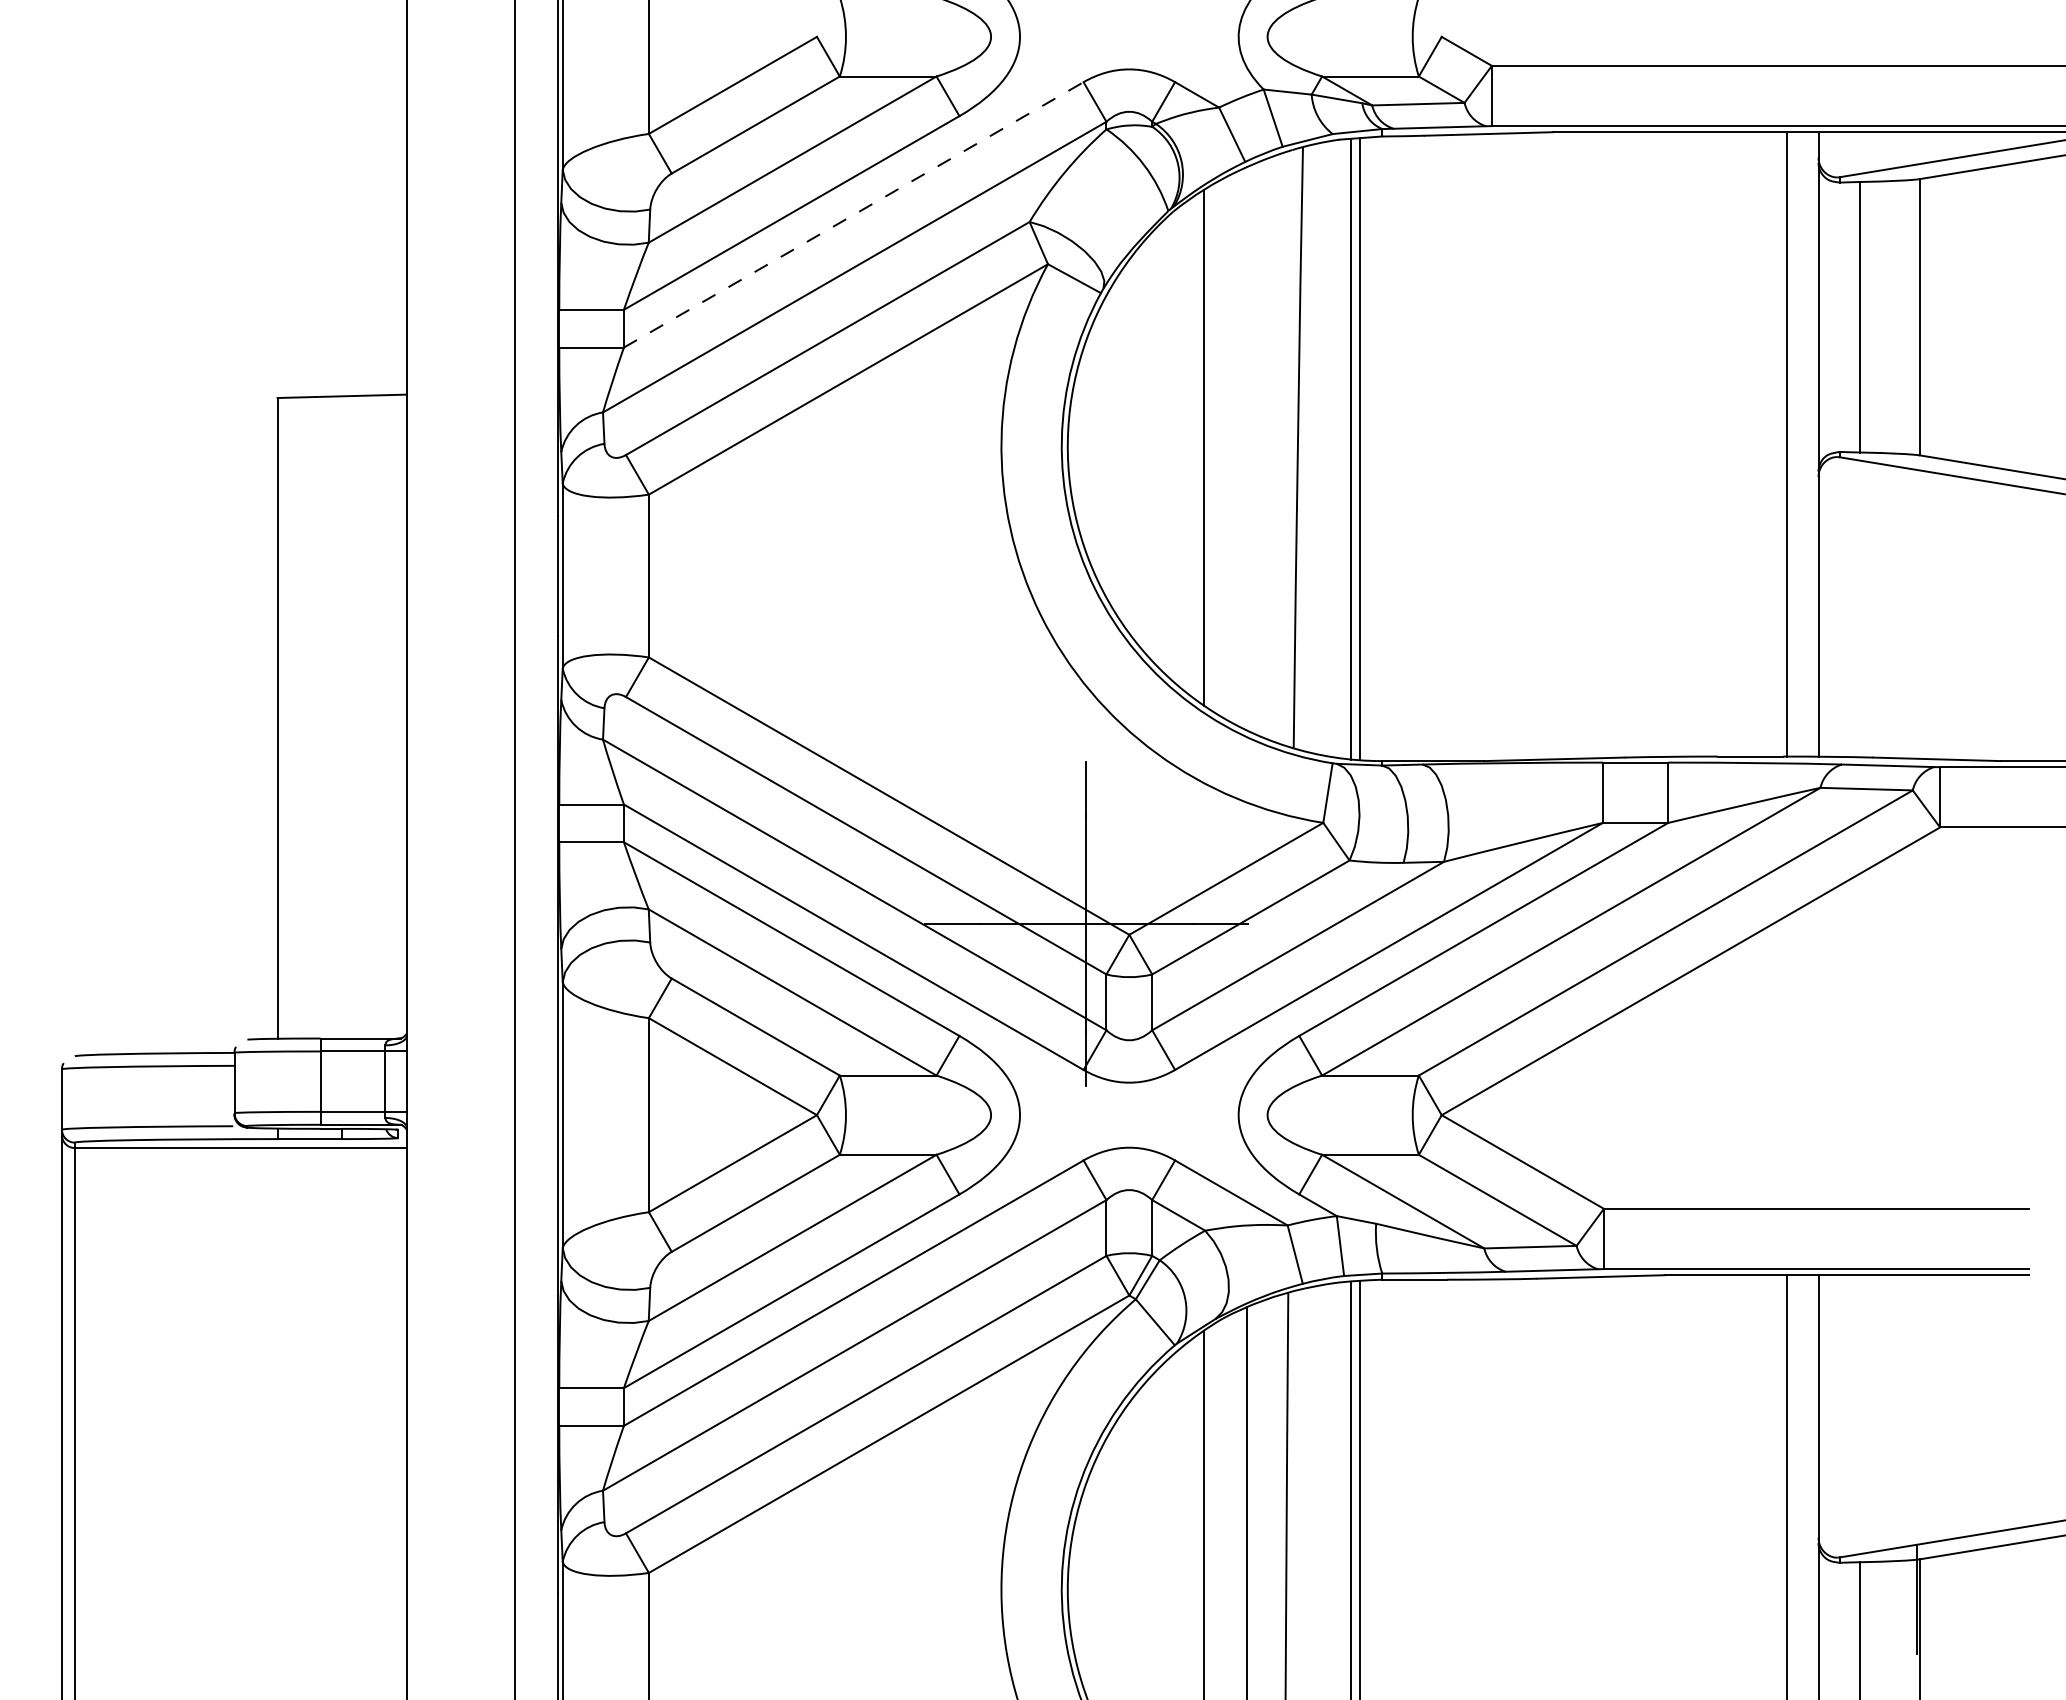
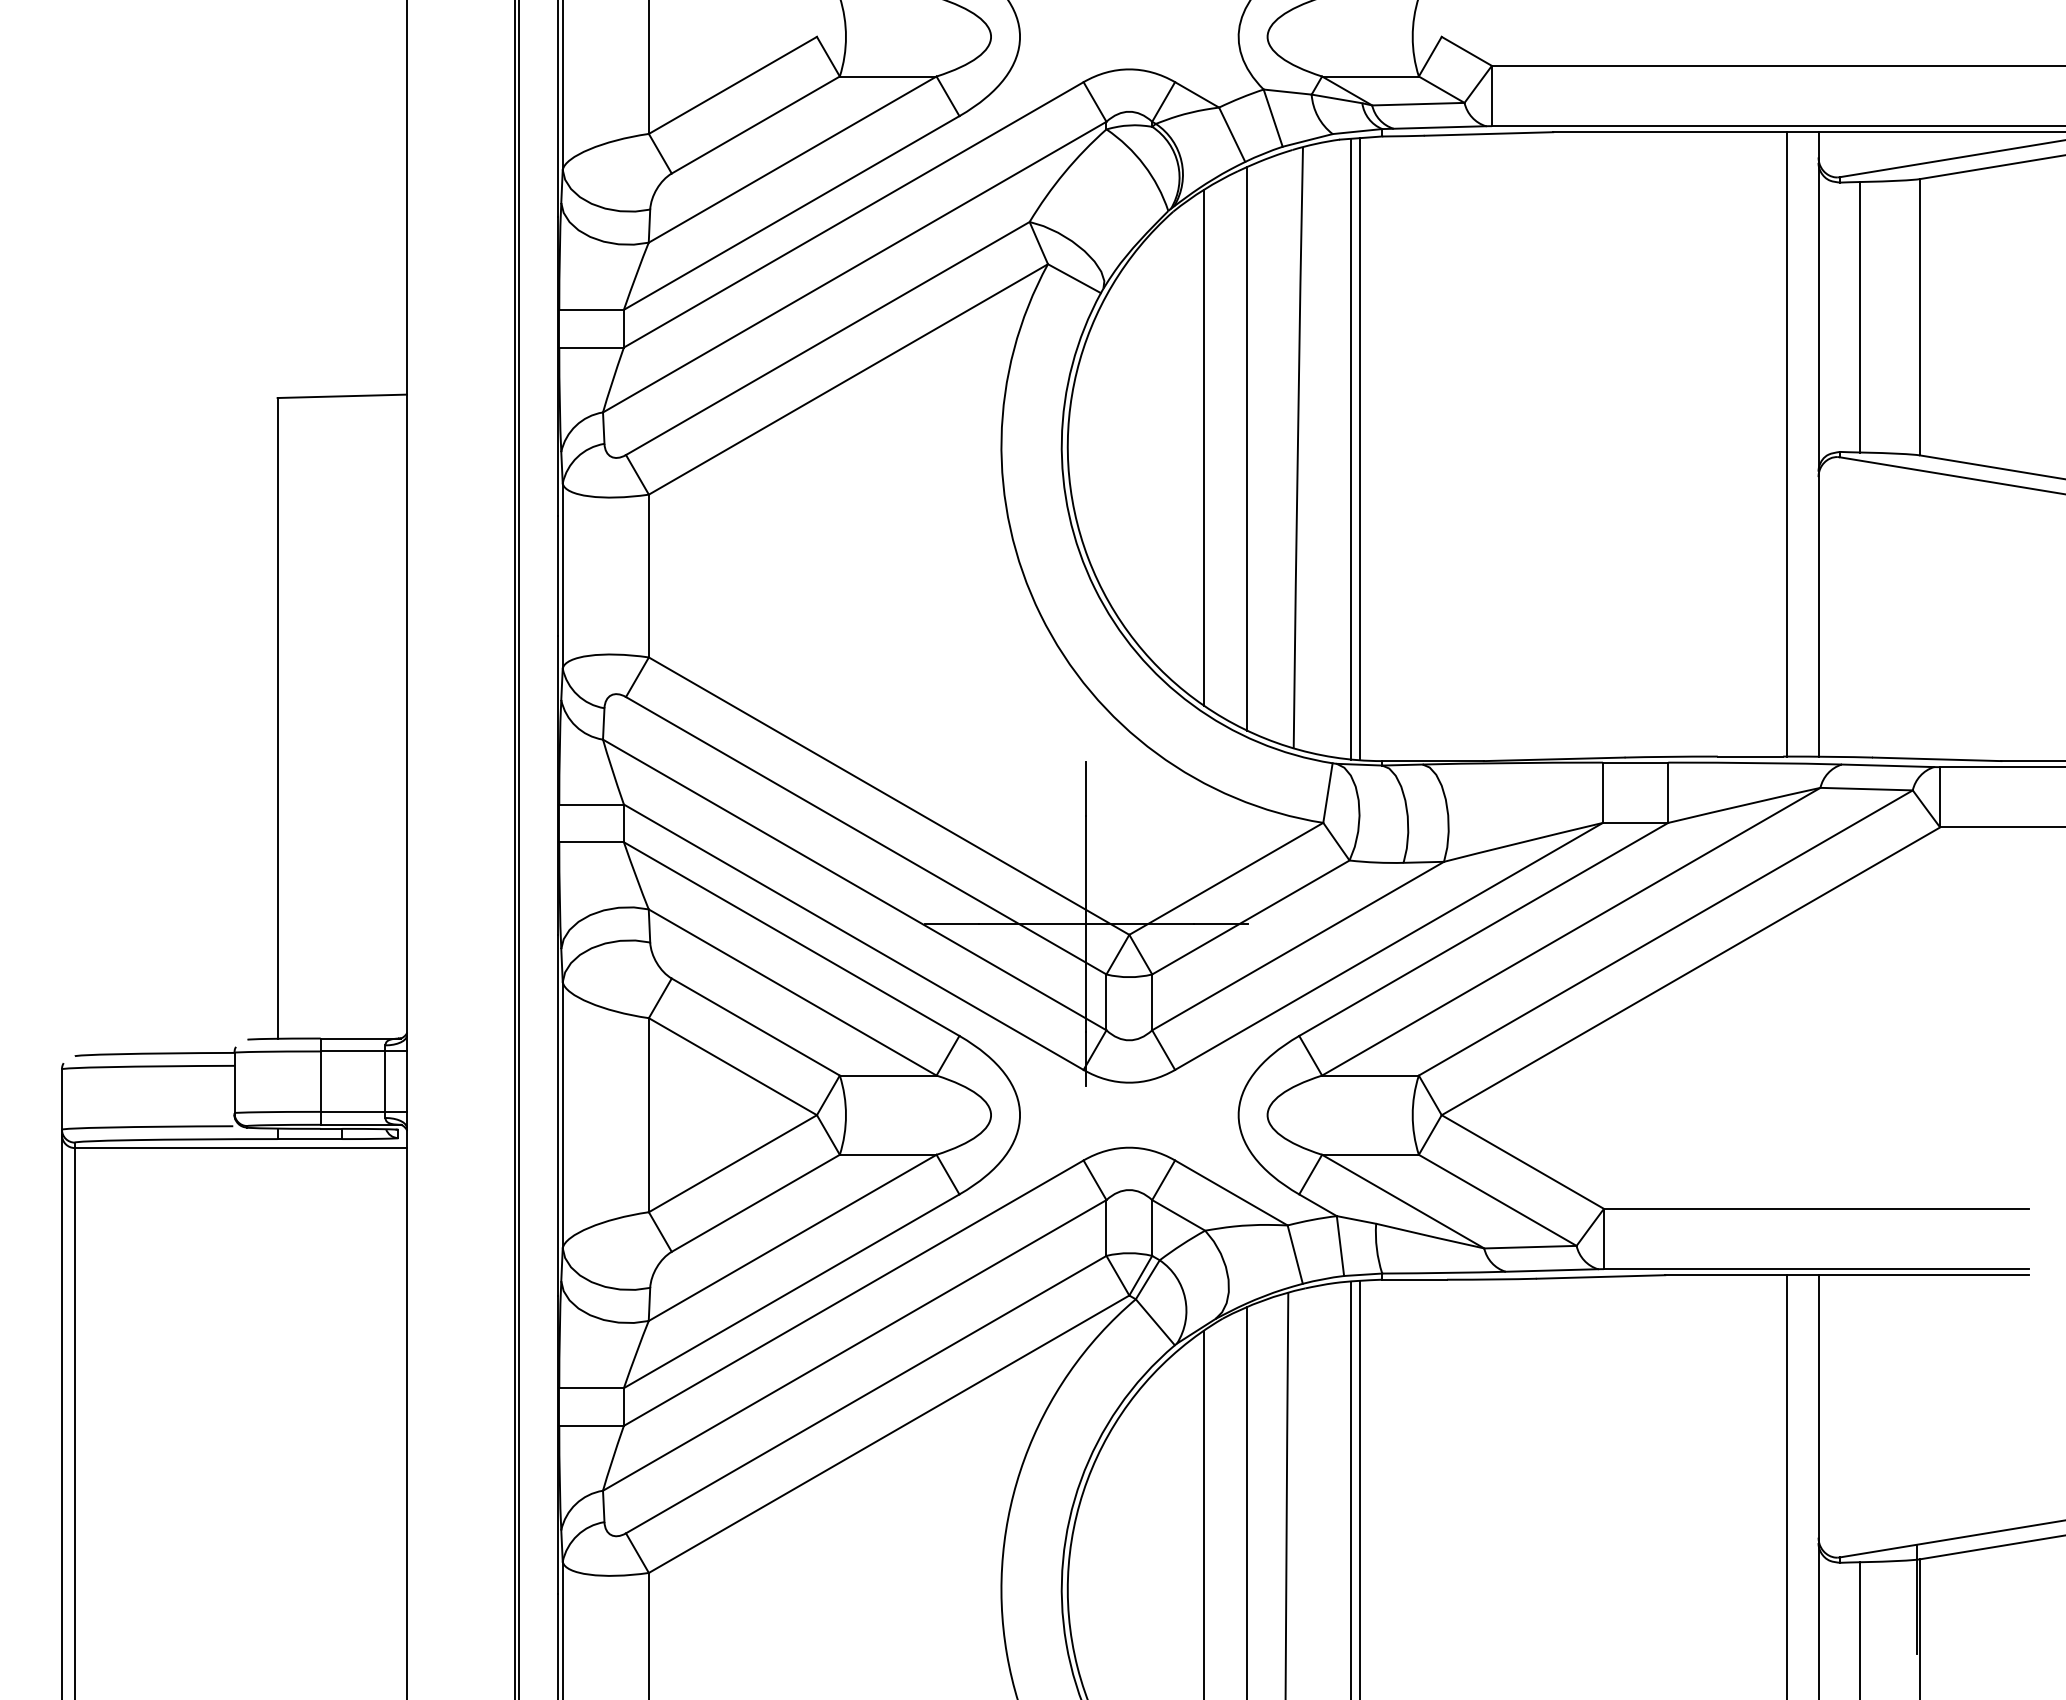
line: dashed -> solid (854, 214)
line: none -> present (1246, 448)
line: none -> present (519, 849)
